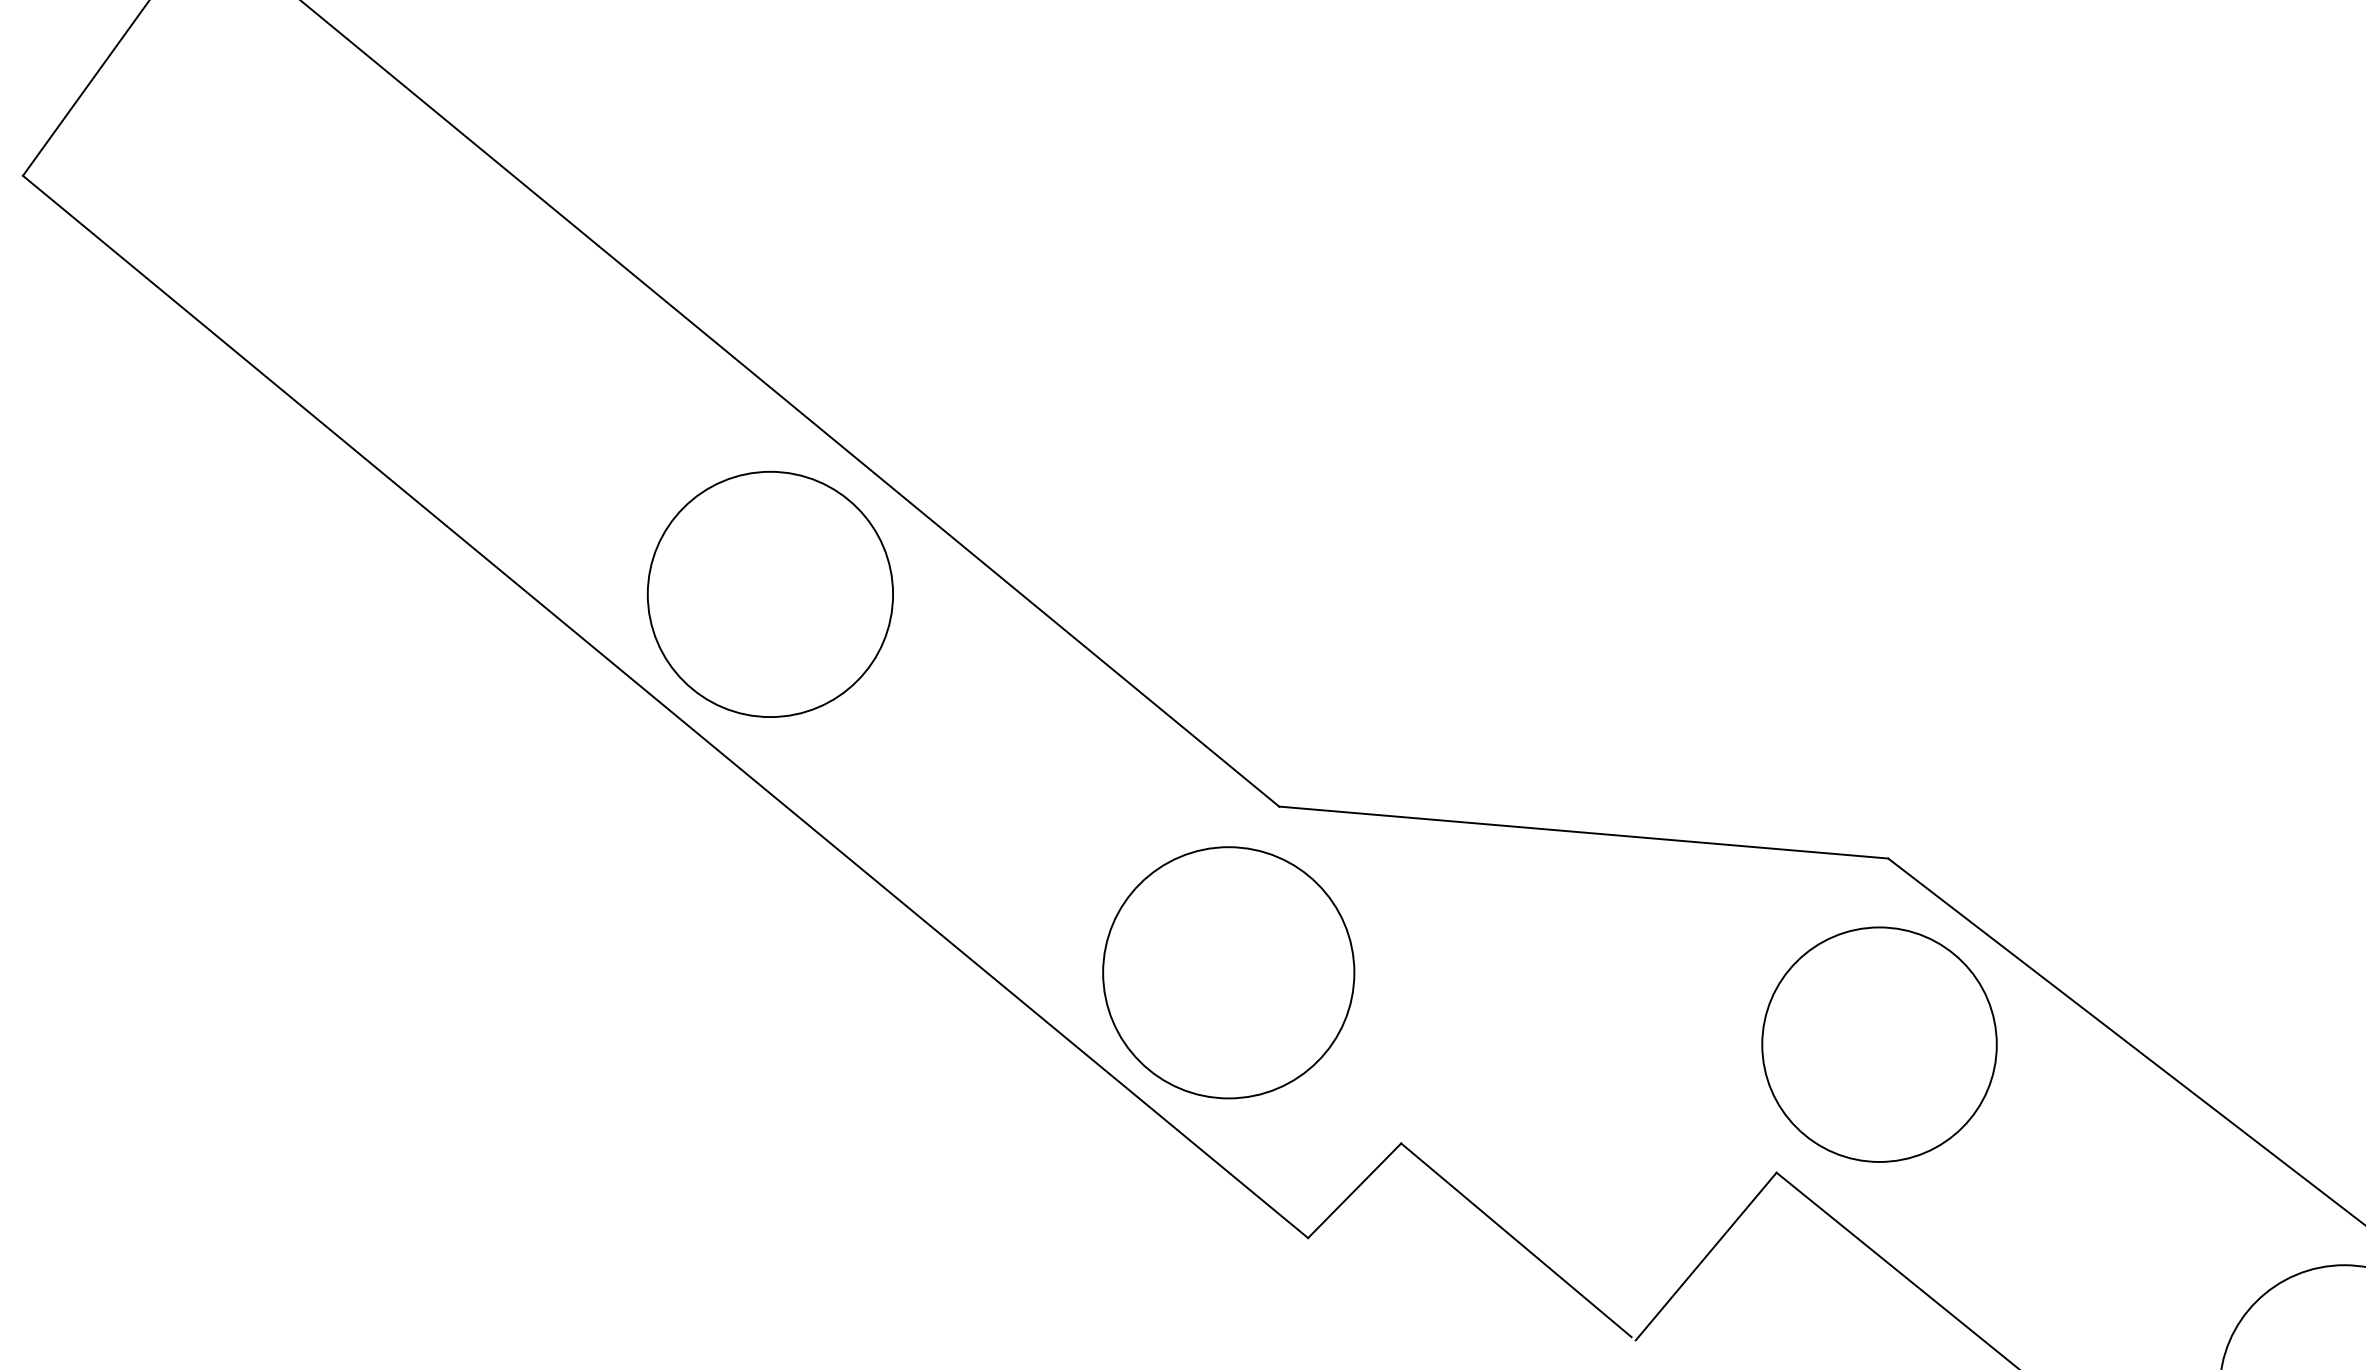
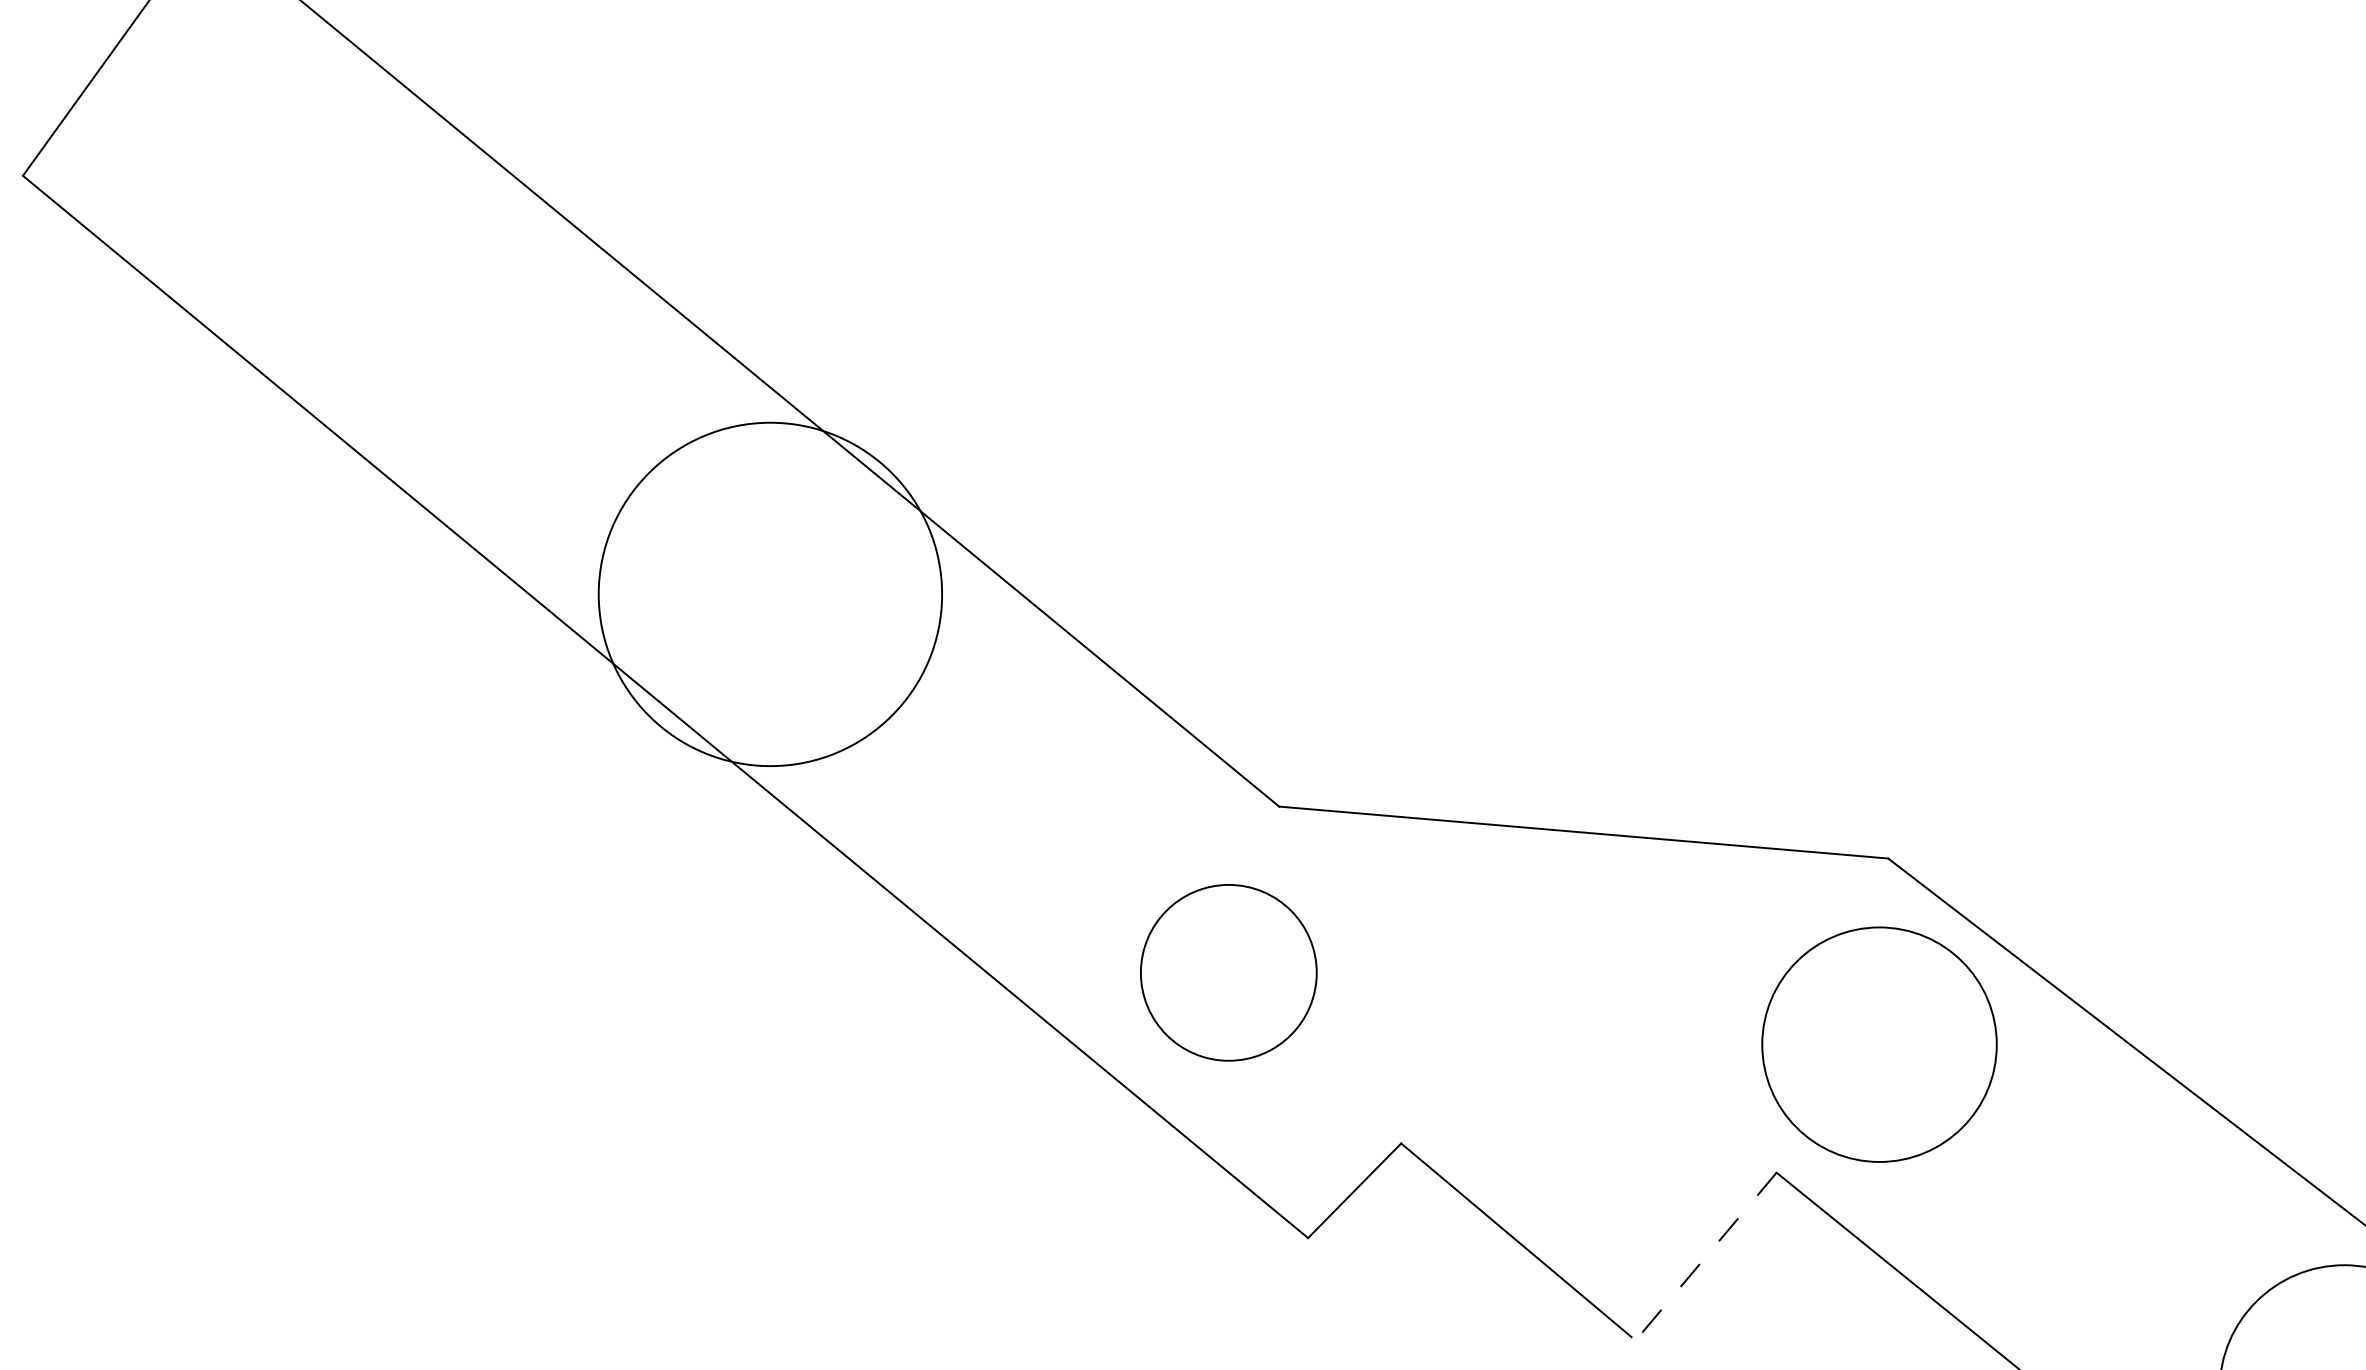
circle diameter: 245 px -> 343 px (770, 594)
circle size: 254x254 px -> 178x178 px (1228, 972)
line: solid -> dashed (1705, 1256)
